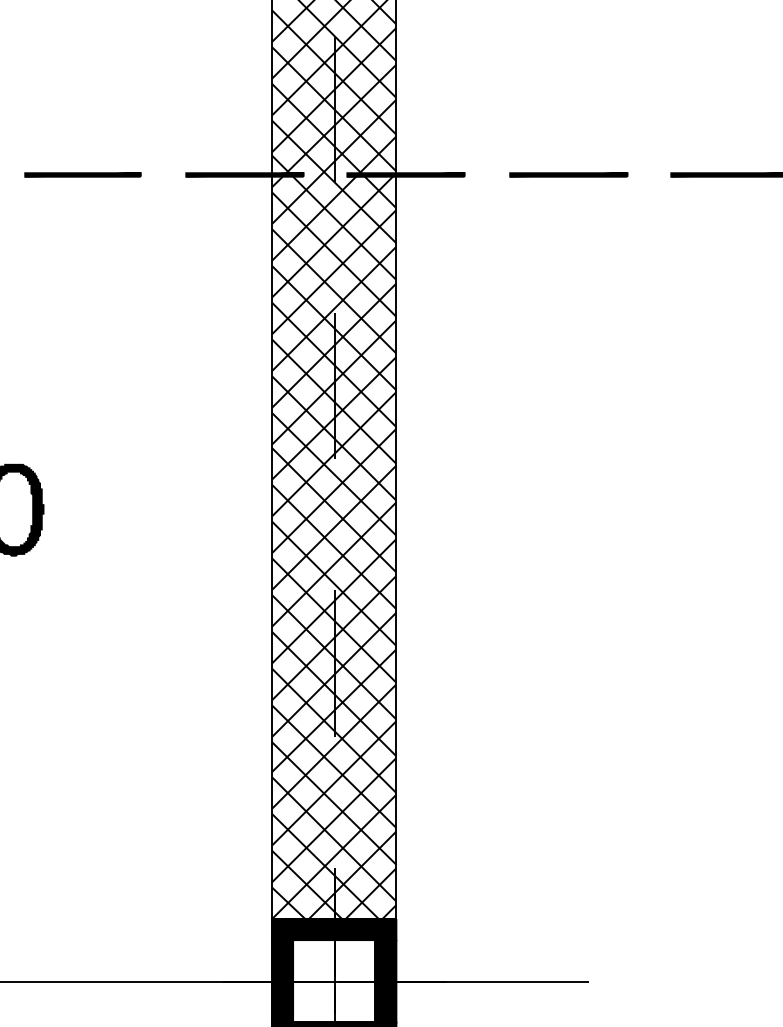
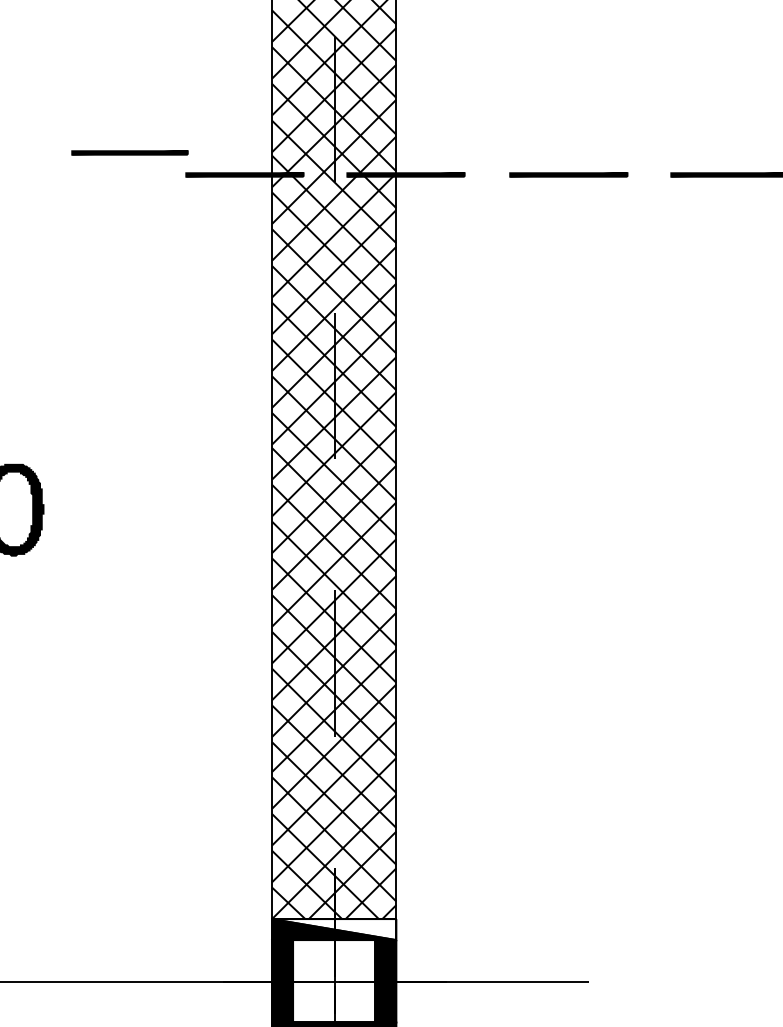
part position: (82, 174) -> (129, 152) (129, 152)
fill: present -> none (334, 929)
